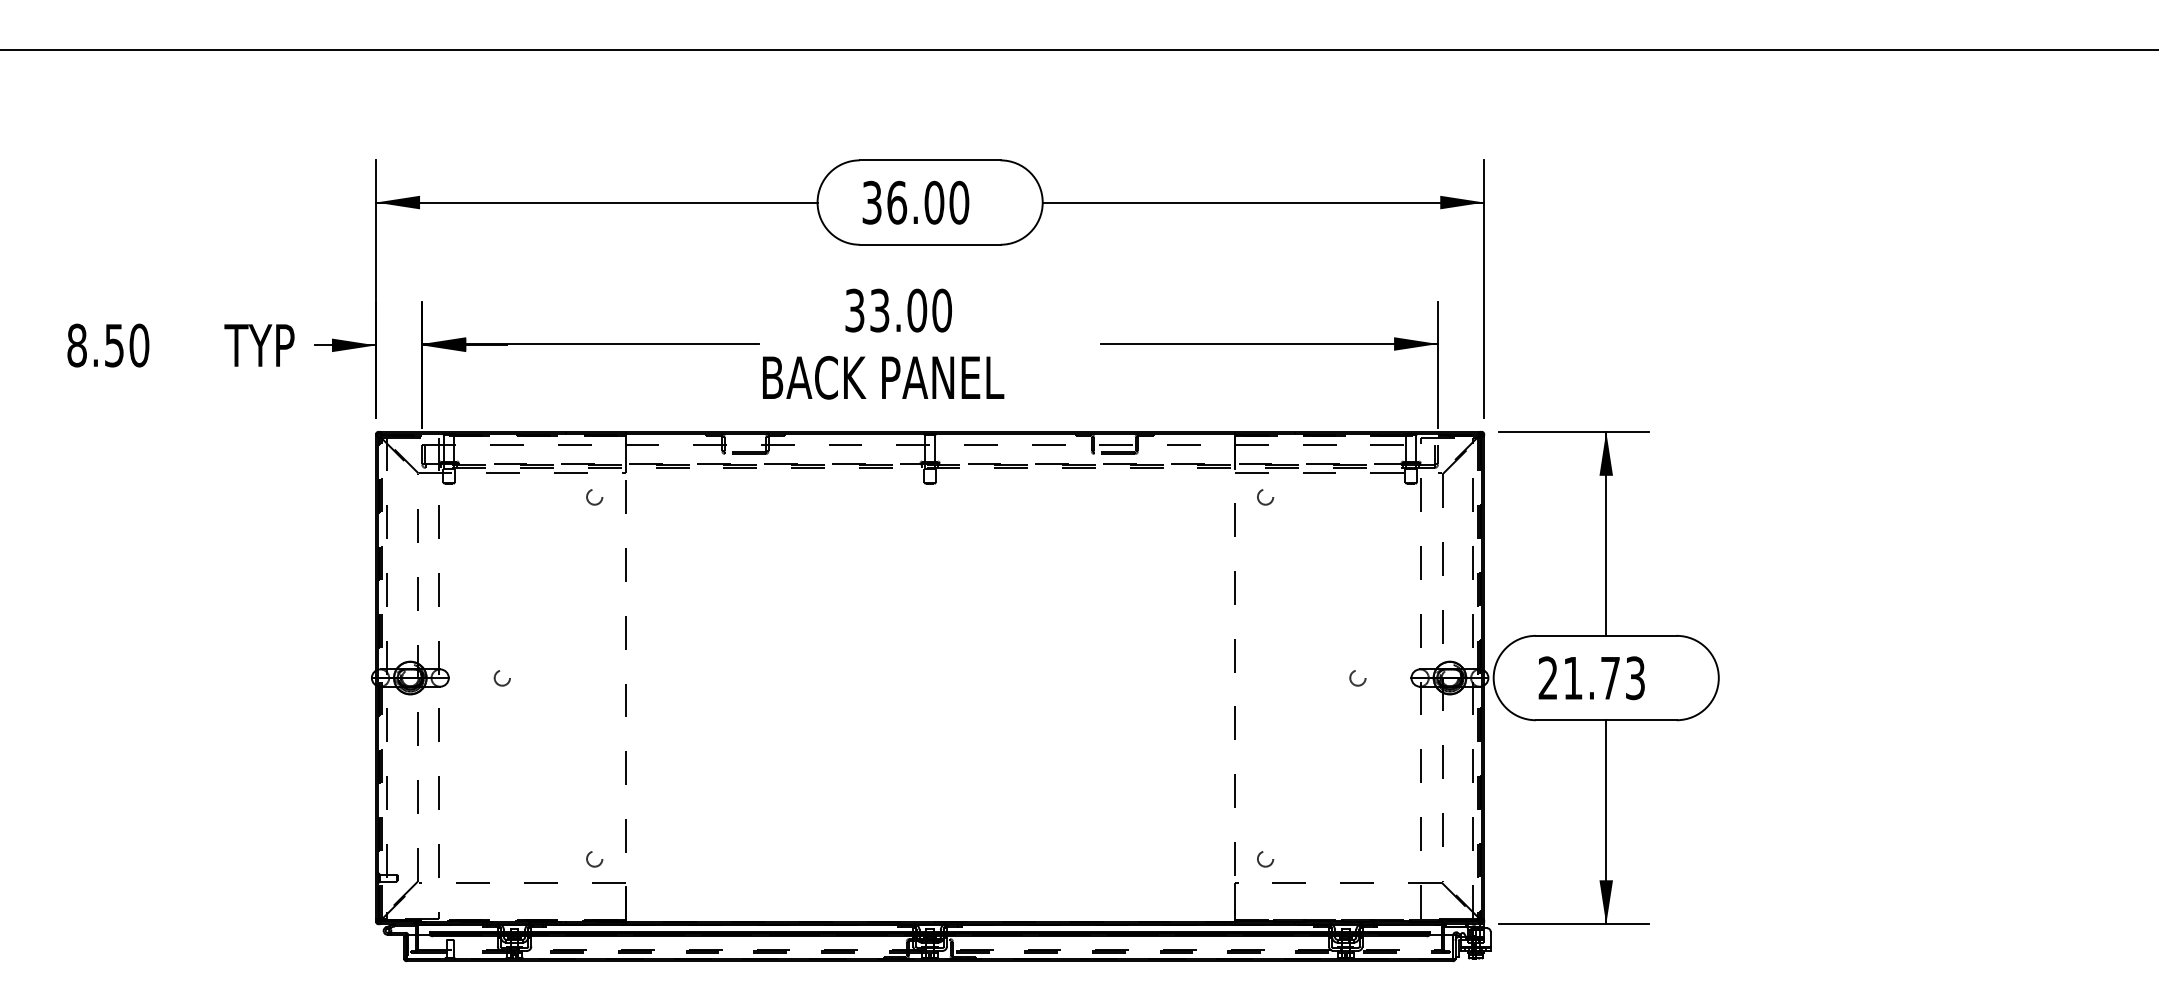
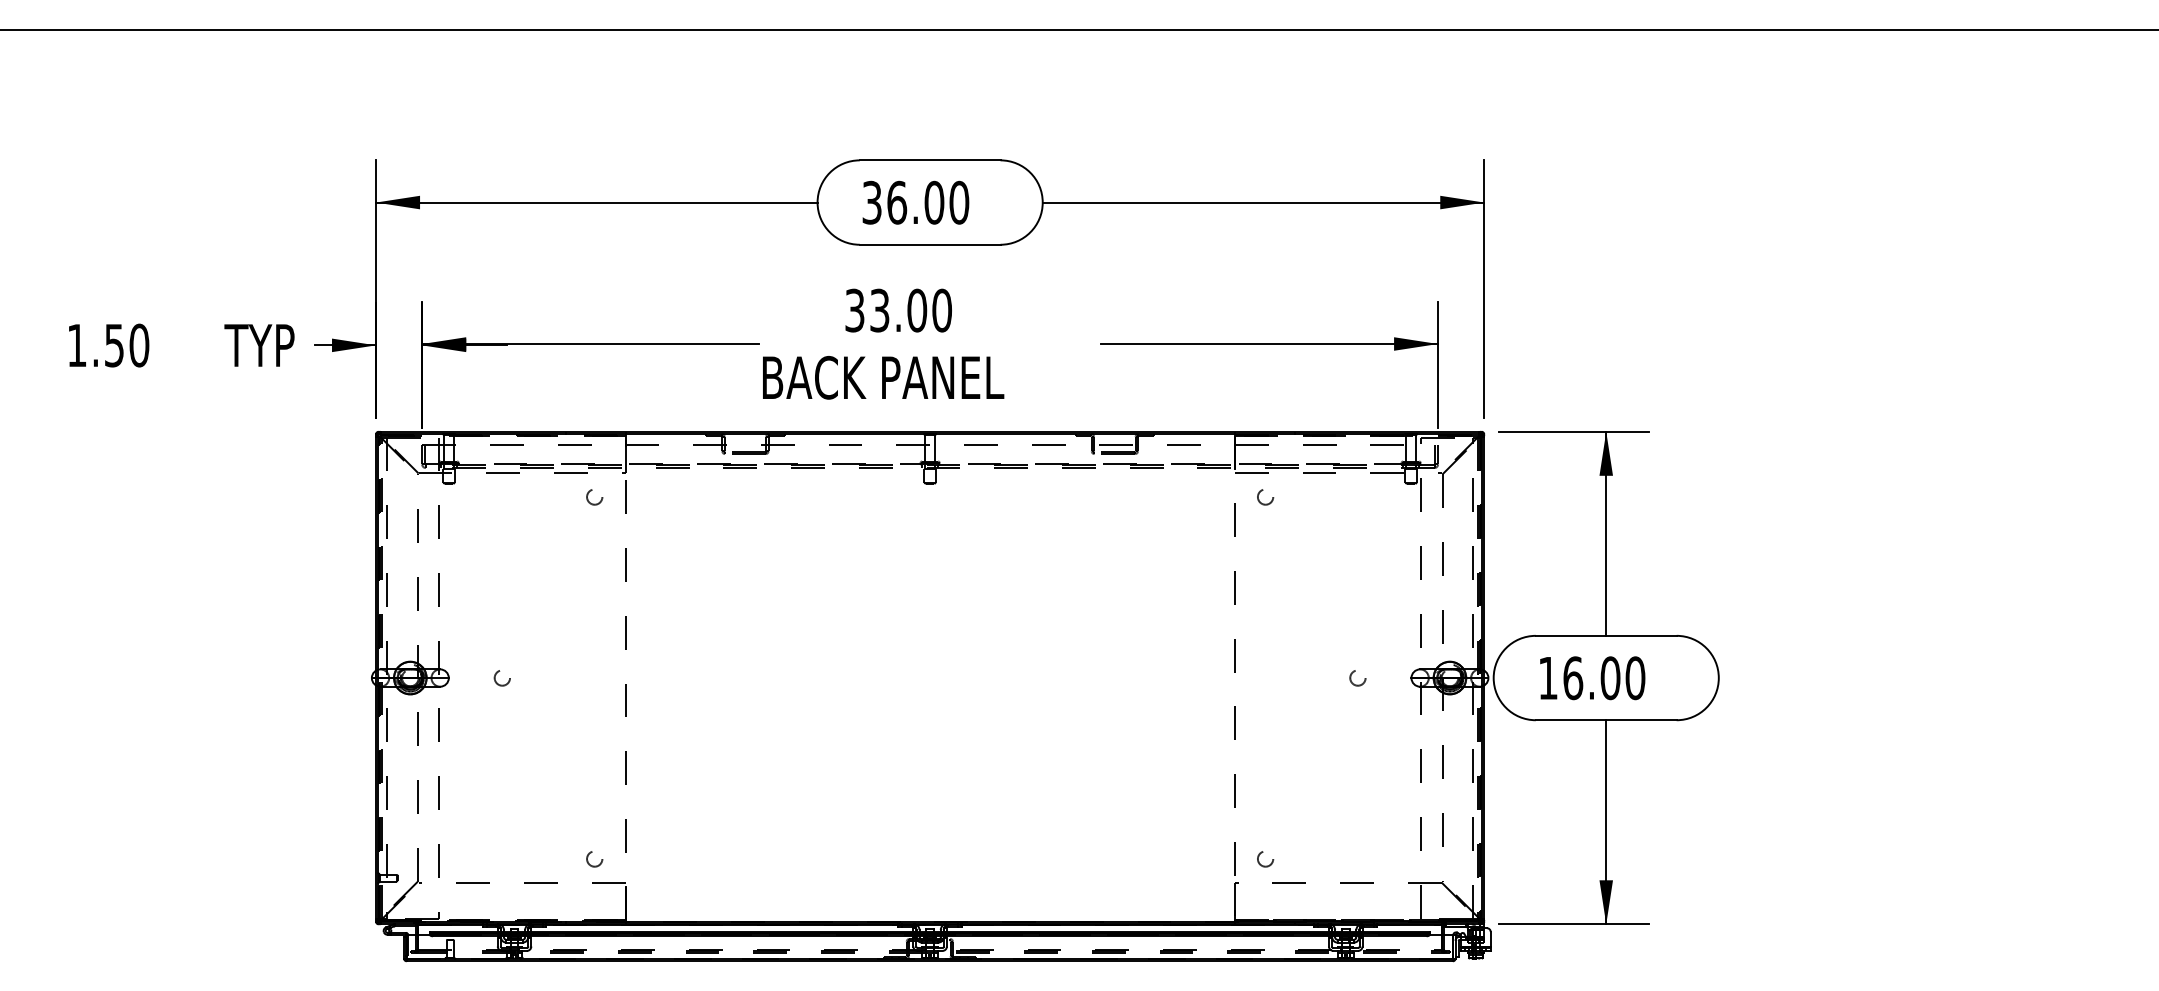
line position: (1078, 49) -> (1078, 29) (1078, 29)
text: 8.50 -> 1.50 (76, 345)
text: 21.73 -> 16.00 (1591, 678)
